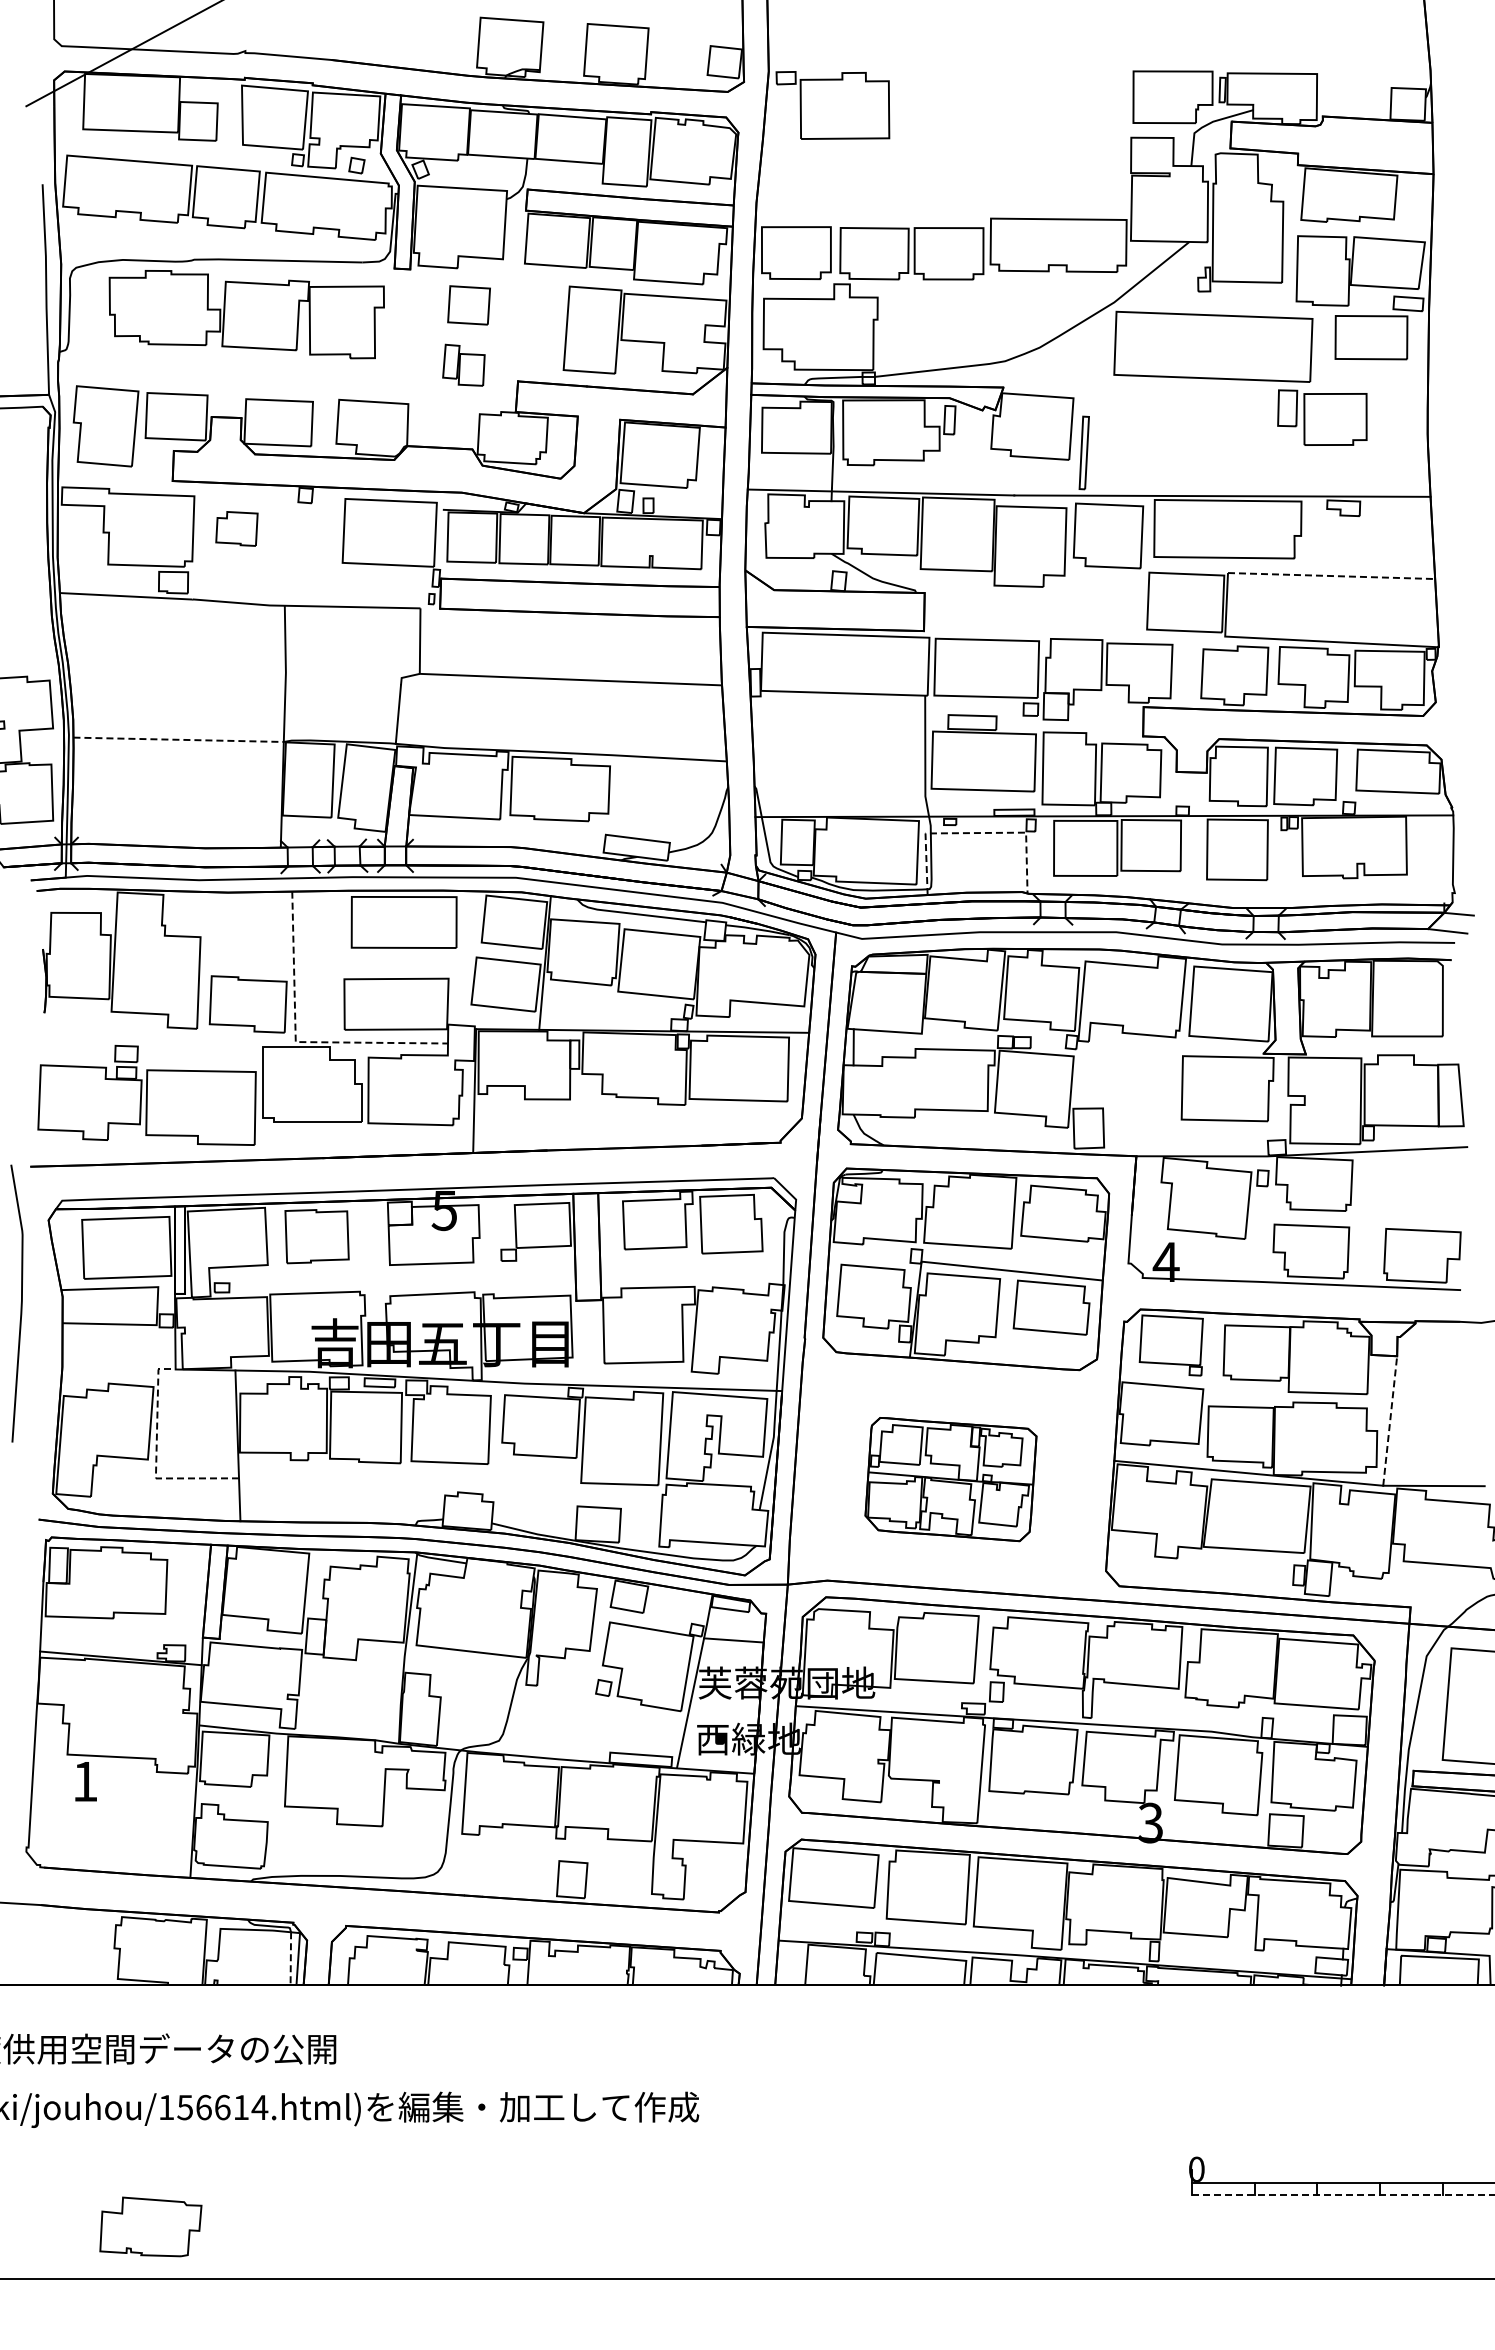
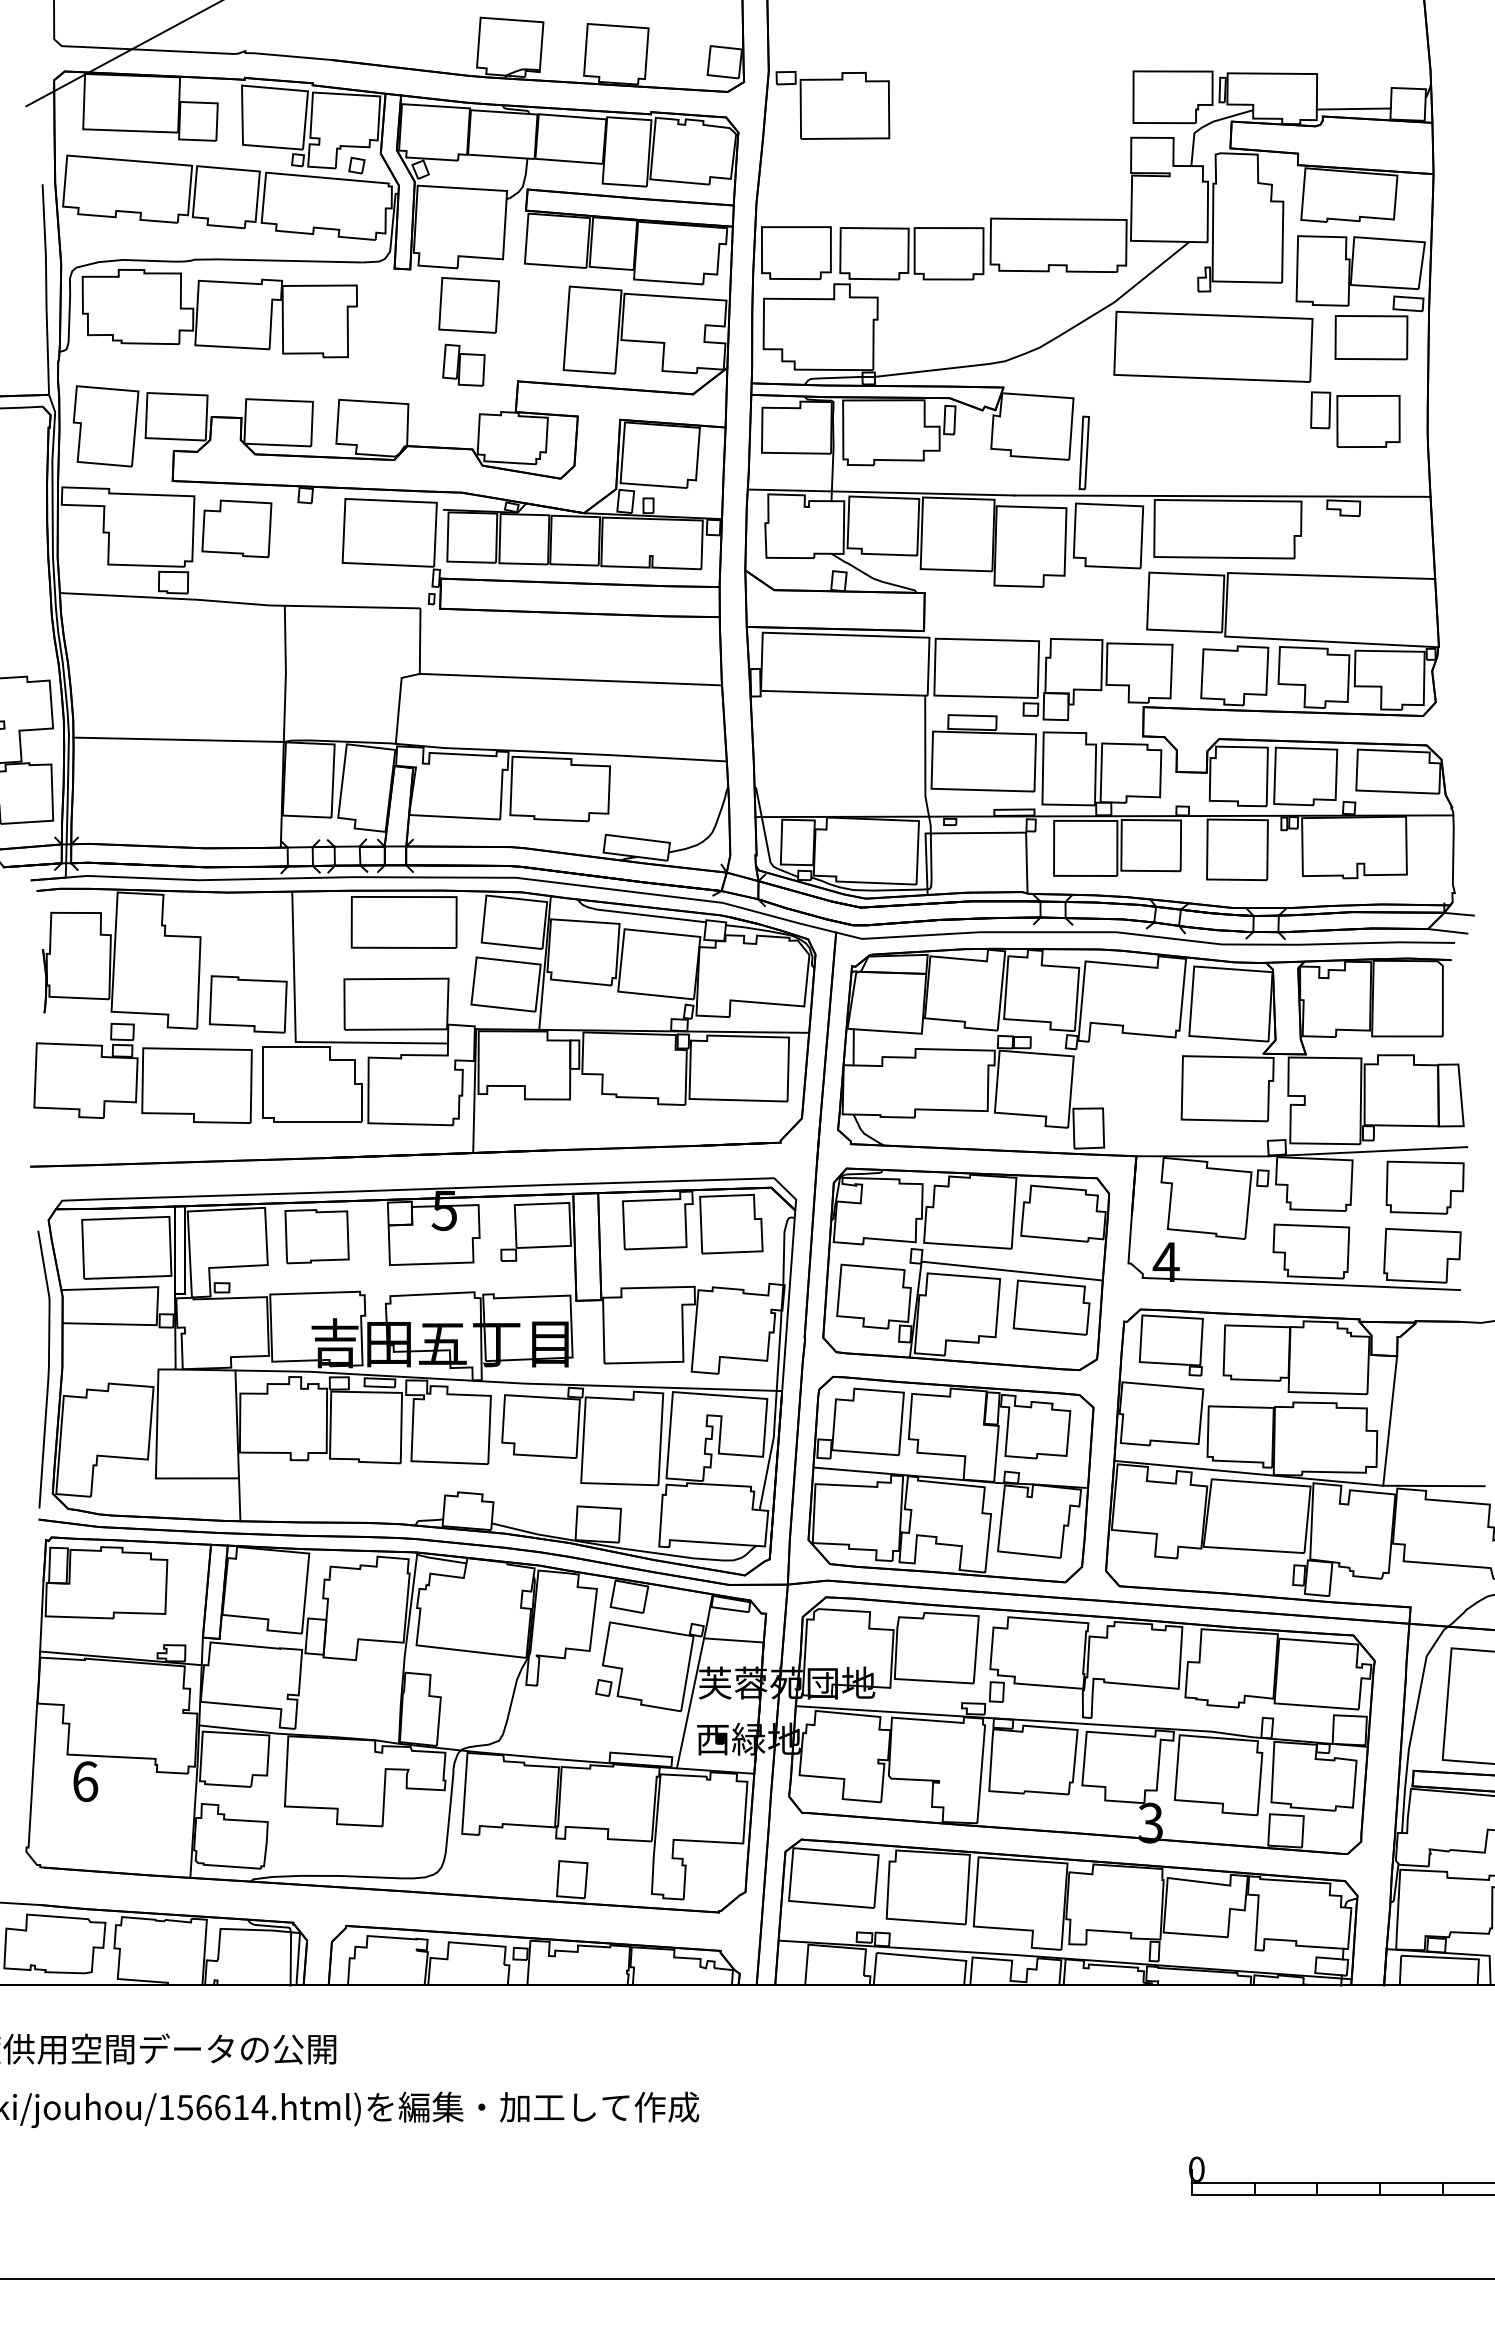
line: none -> present (1353, 108)
part size: 44x41 px -> 62x57 px (468, 305)
part position: (246, 314) -> (219, 313) (219, 313)
part position: (1322, 417) -> (1355, 419) (1355, 419)
part size: 44x36 px -> 72x60 px (236, 528)
line: dashed -> solid (1331, 576)
line: dashed -> solid (179, 739)
line: dashed -> solid (975, 833)
line: dashed -> solid (296, 1042)
part position: (146, 1094) -> (142, 1072) (142, 1072)
part: none -> present (1424, 1187)
curve position: (20, 1303) -> (47, 1369) (47, 1369)
line: dashed -> solid (1390, 1420)
line: dashed -> solid (156, 1456)
part size: 174x126 px -> 288x209 px (950, 1479)
text: 1 -> 6 (85, 1781)
line: dashed -> solid (290, 1958)
line: dashed -> solid (1343, 2195)
part position: (150, 2226) -> (54, 1943) (54, 1943)
